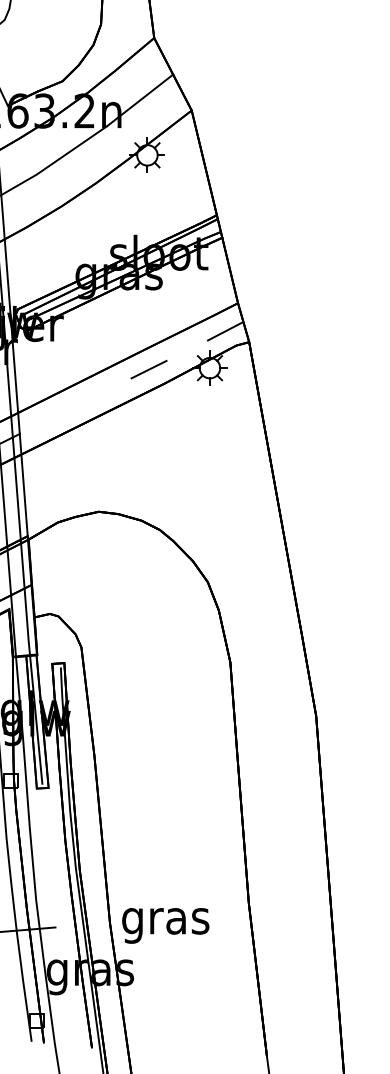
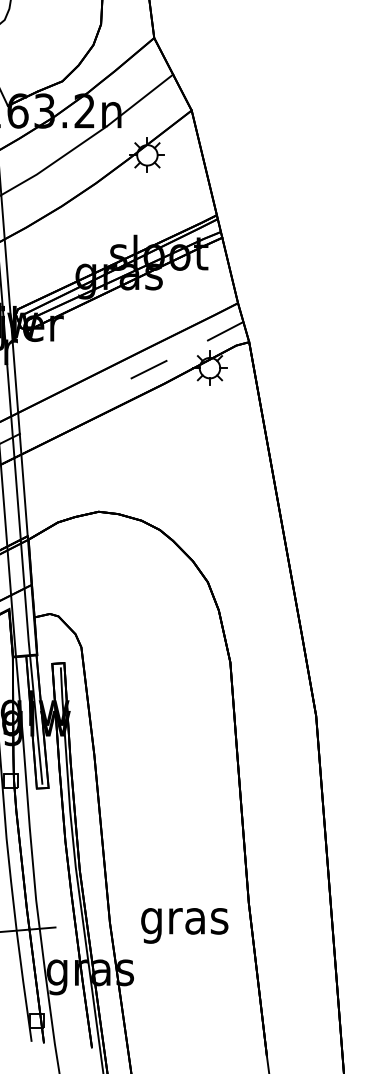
text position: (165, 925) -> (184, 925) (184, 925)
